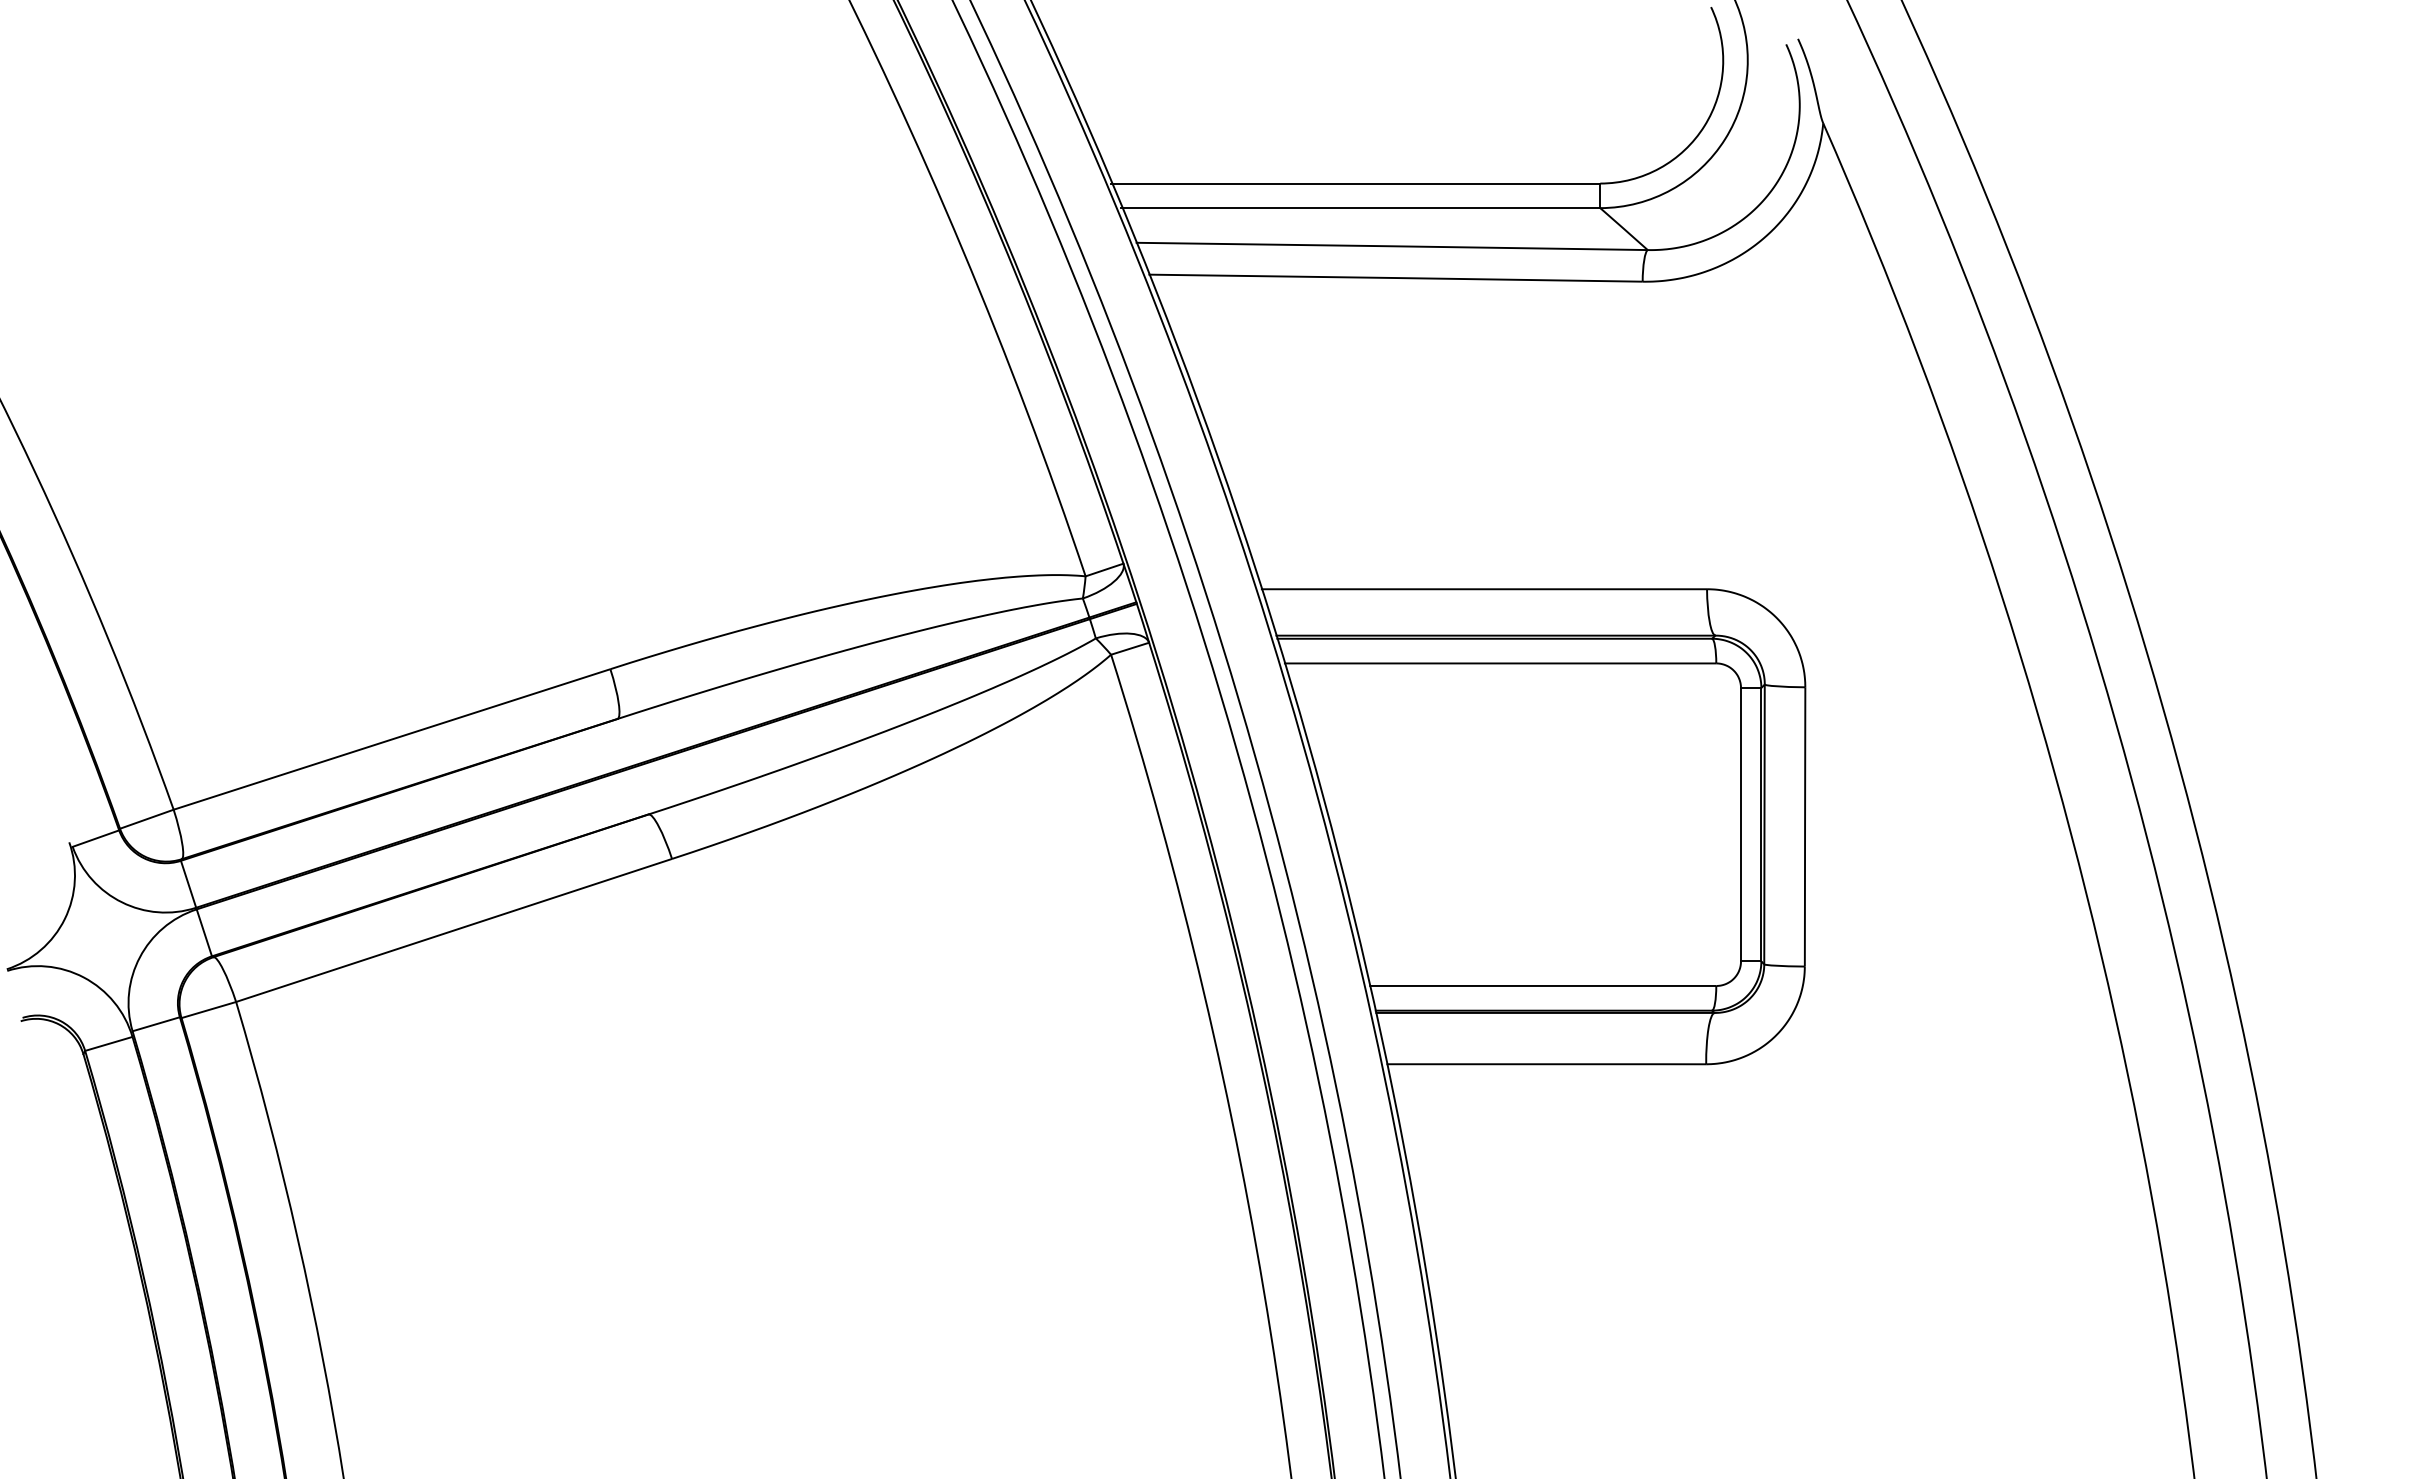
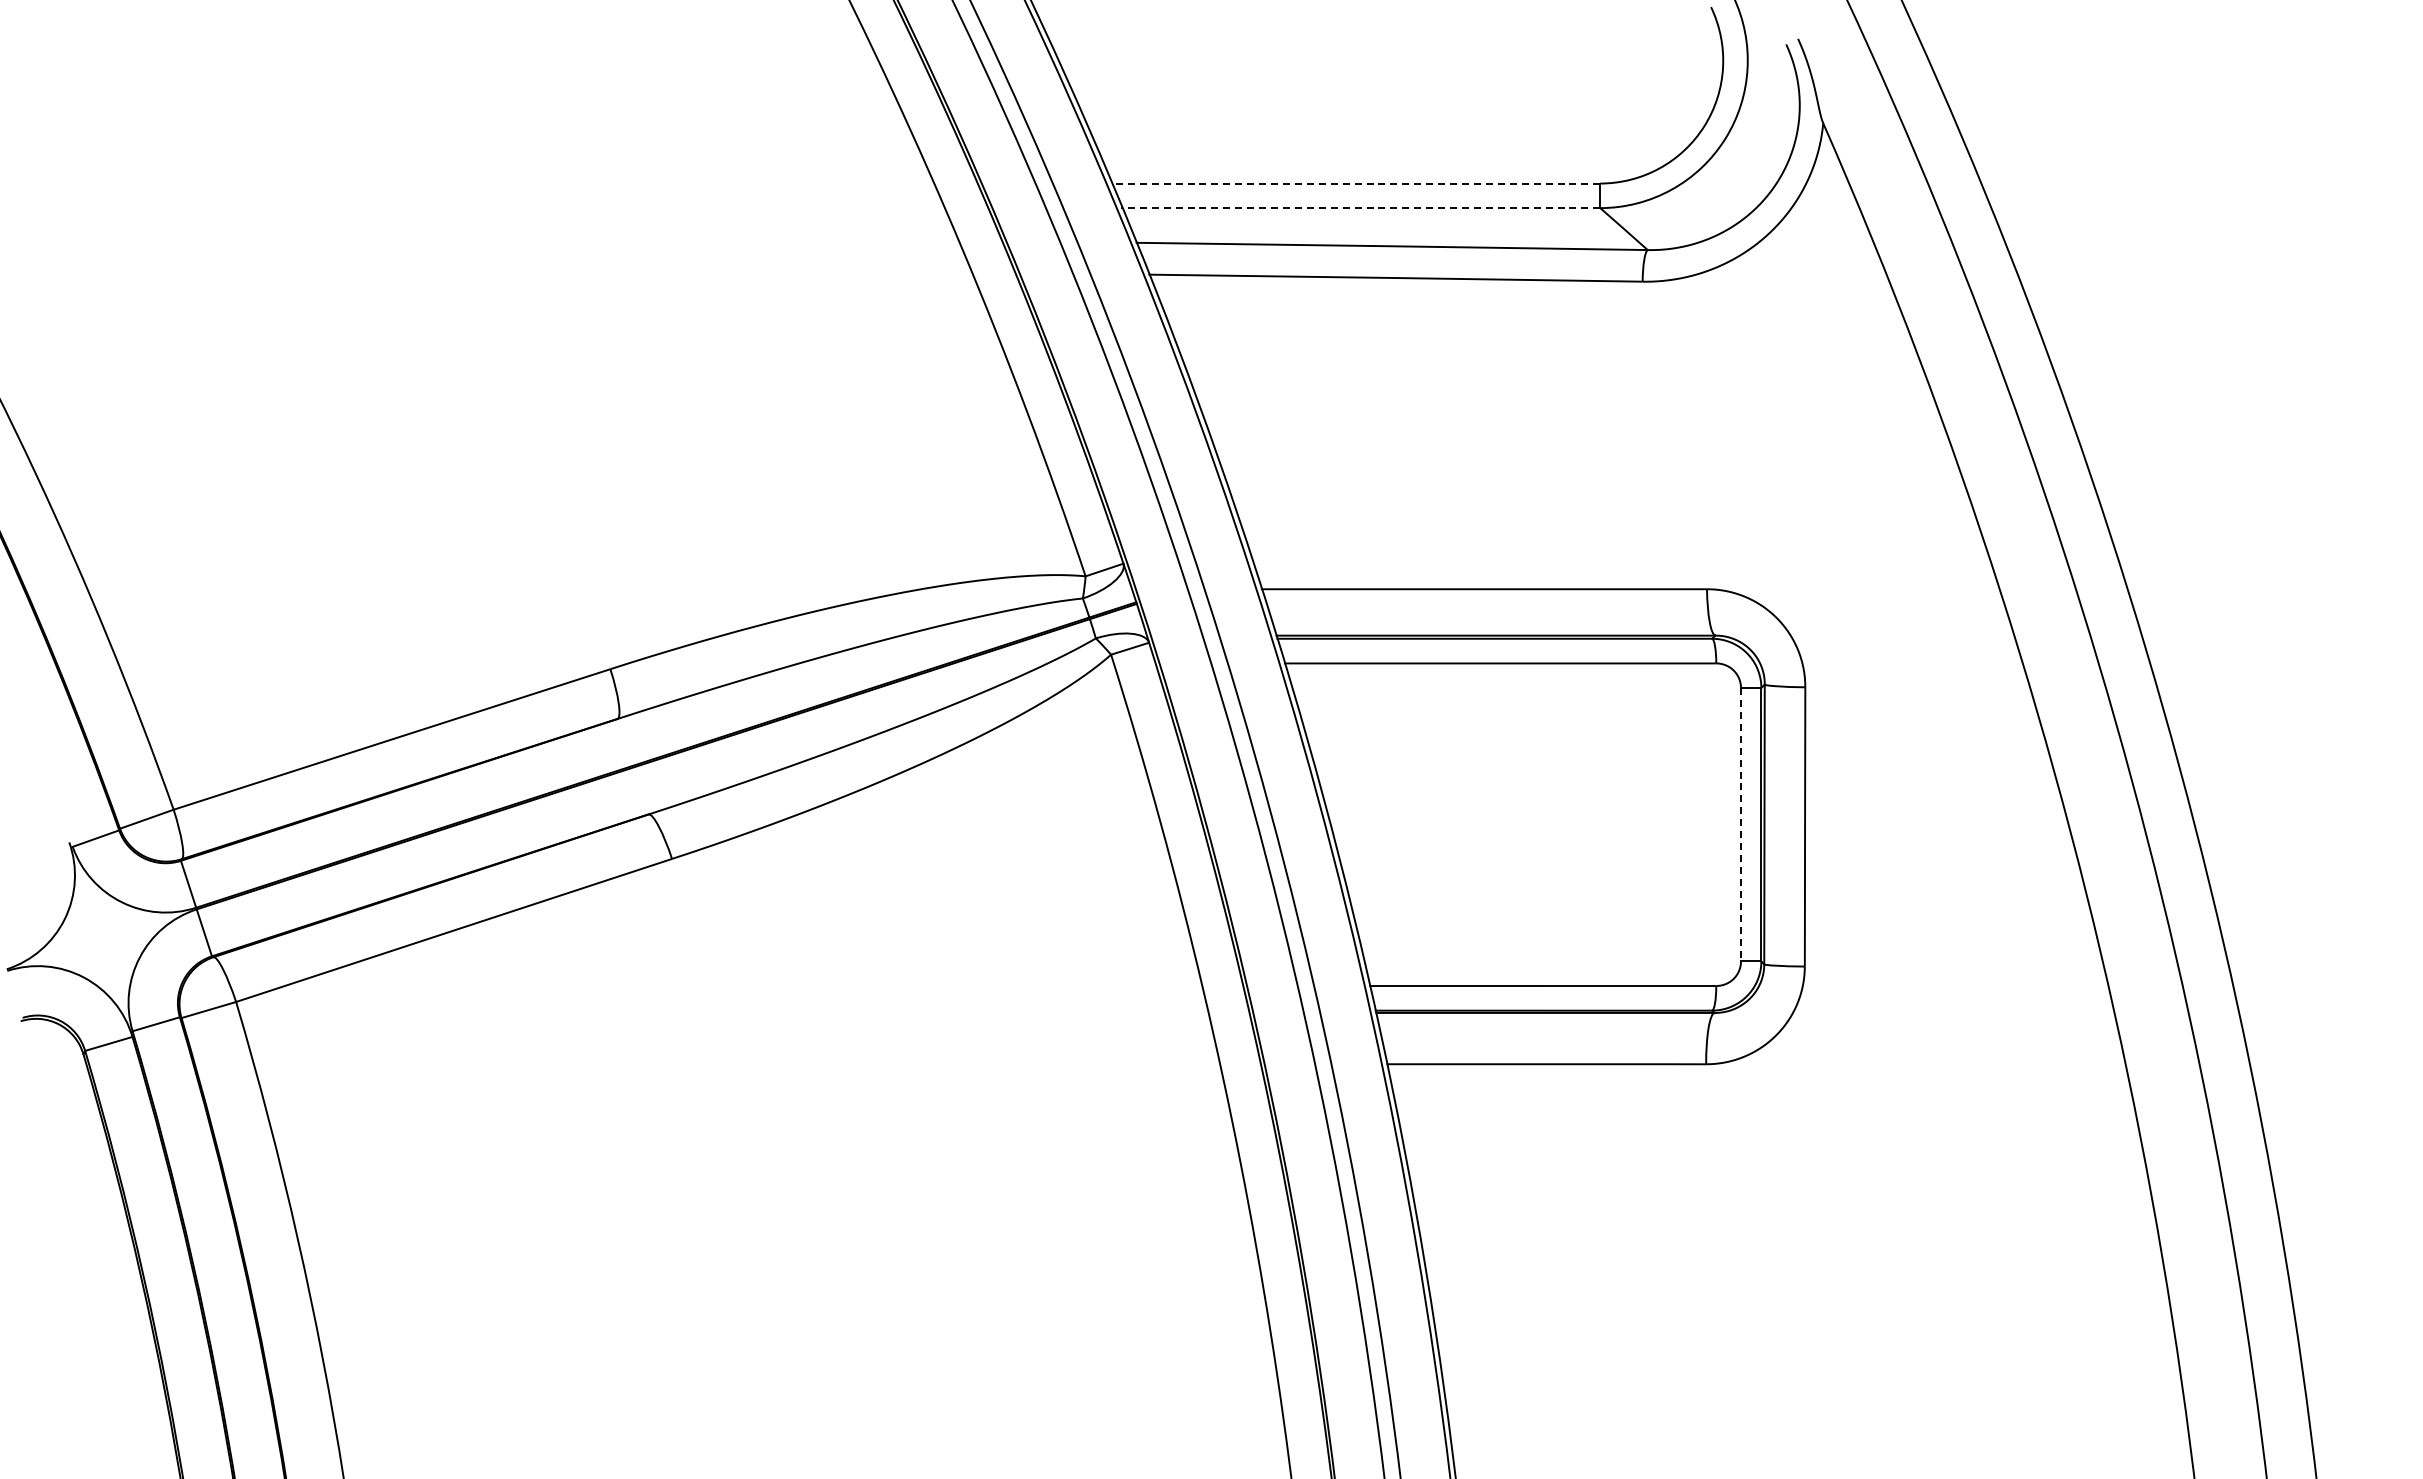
line: solid -> dashed (1355, 183)
line: solid -> dashed (1360, 208)
line: solid -> dashed (1740, 824)
